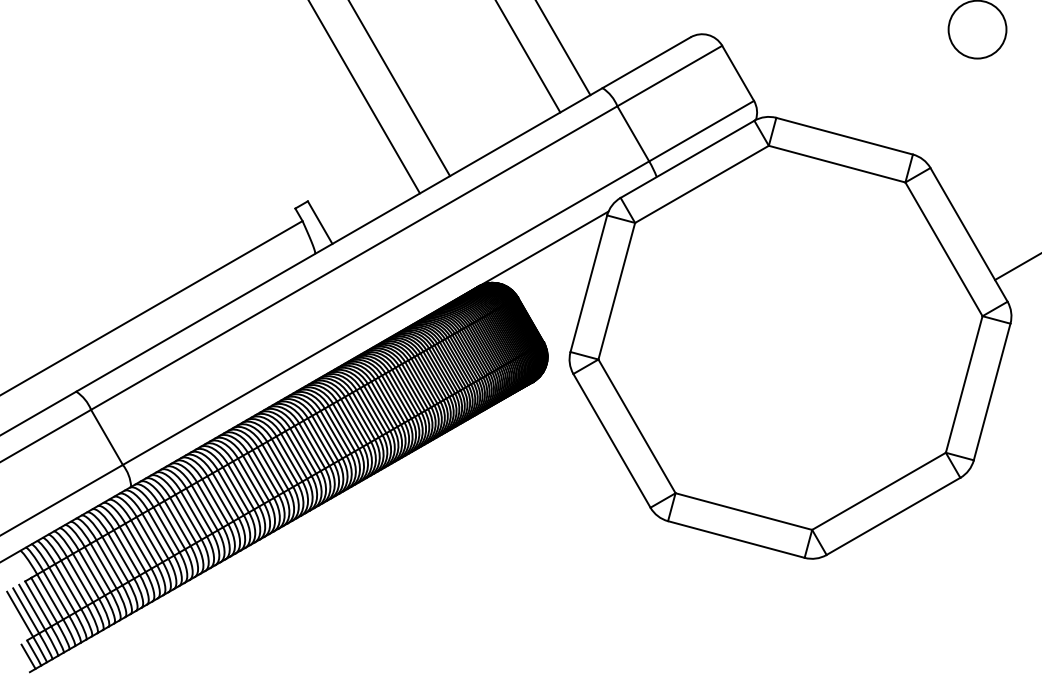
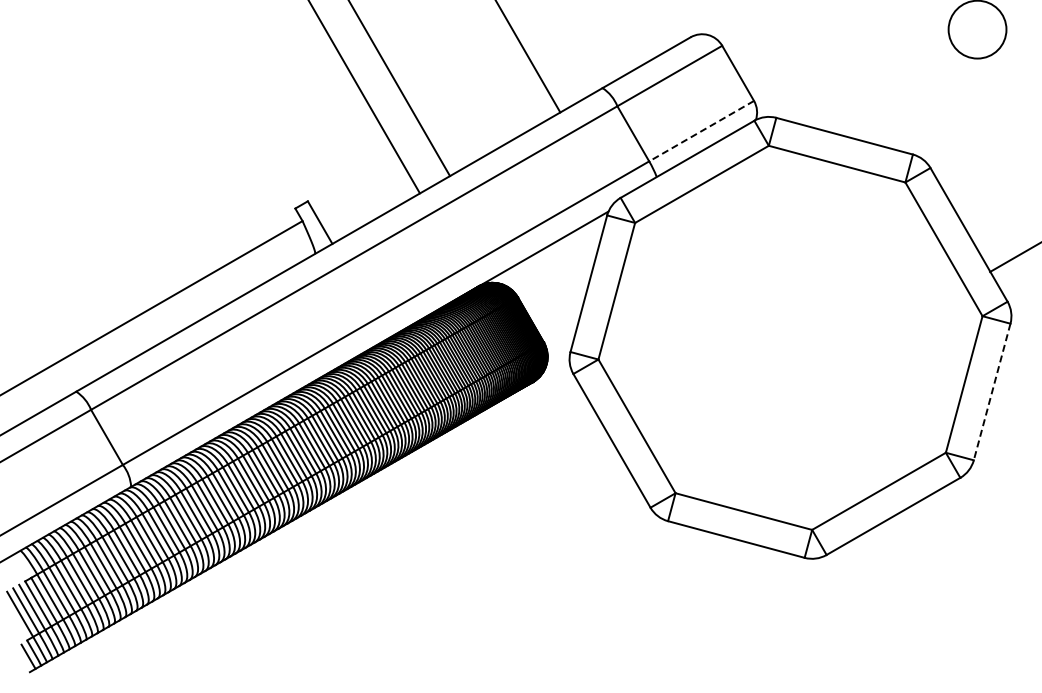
line: present -> none (563, 48)
line: solid -> dashed (701, 131)
line position: (1016, 267) -> (1014, 257) (1014, 257)
line: solid -> dashed (992, 392)
